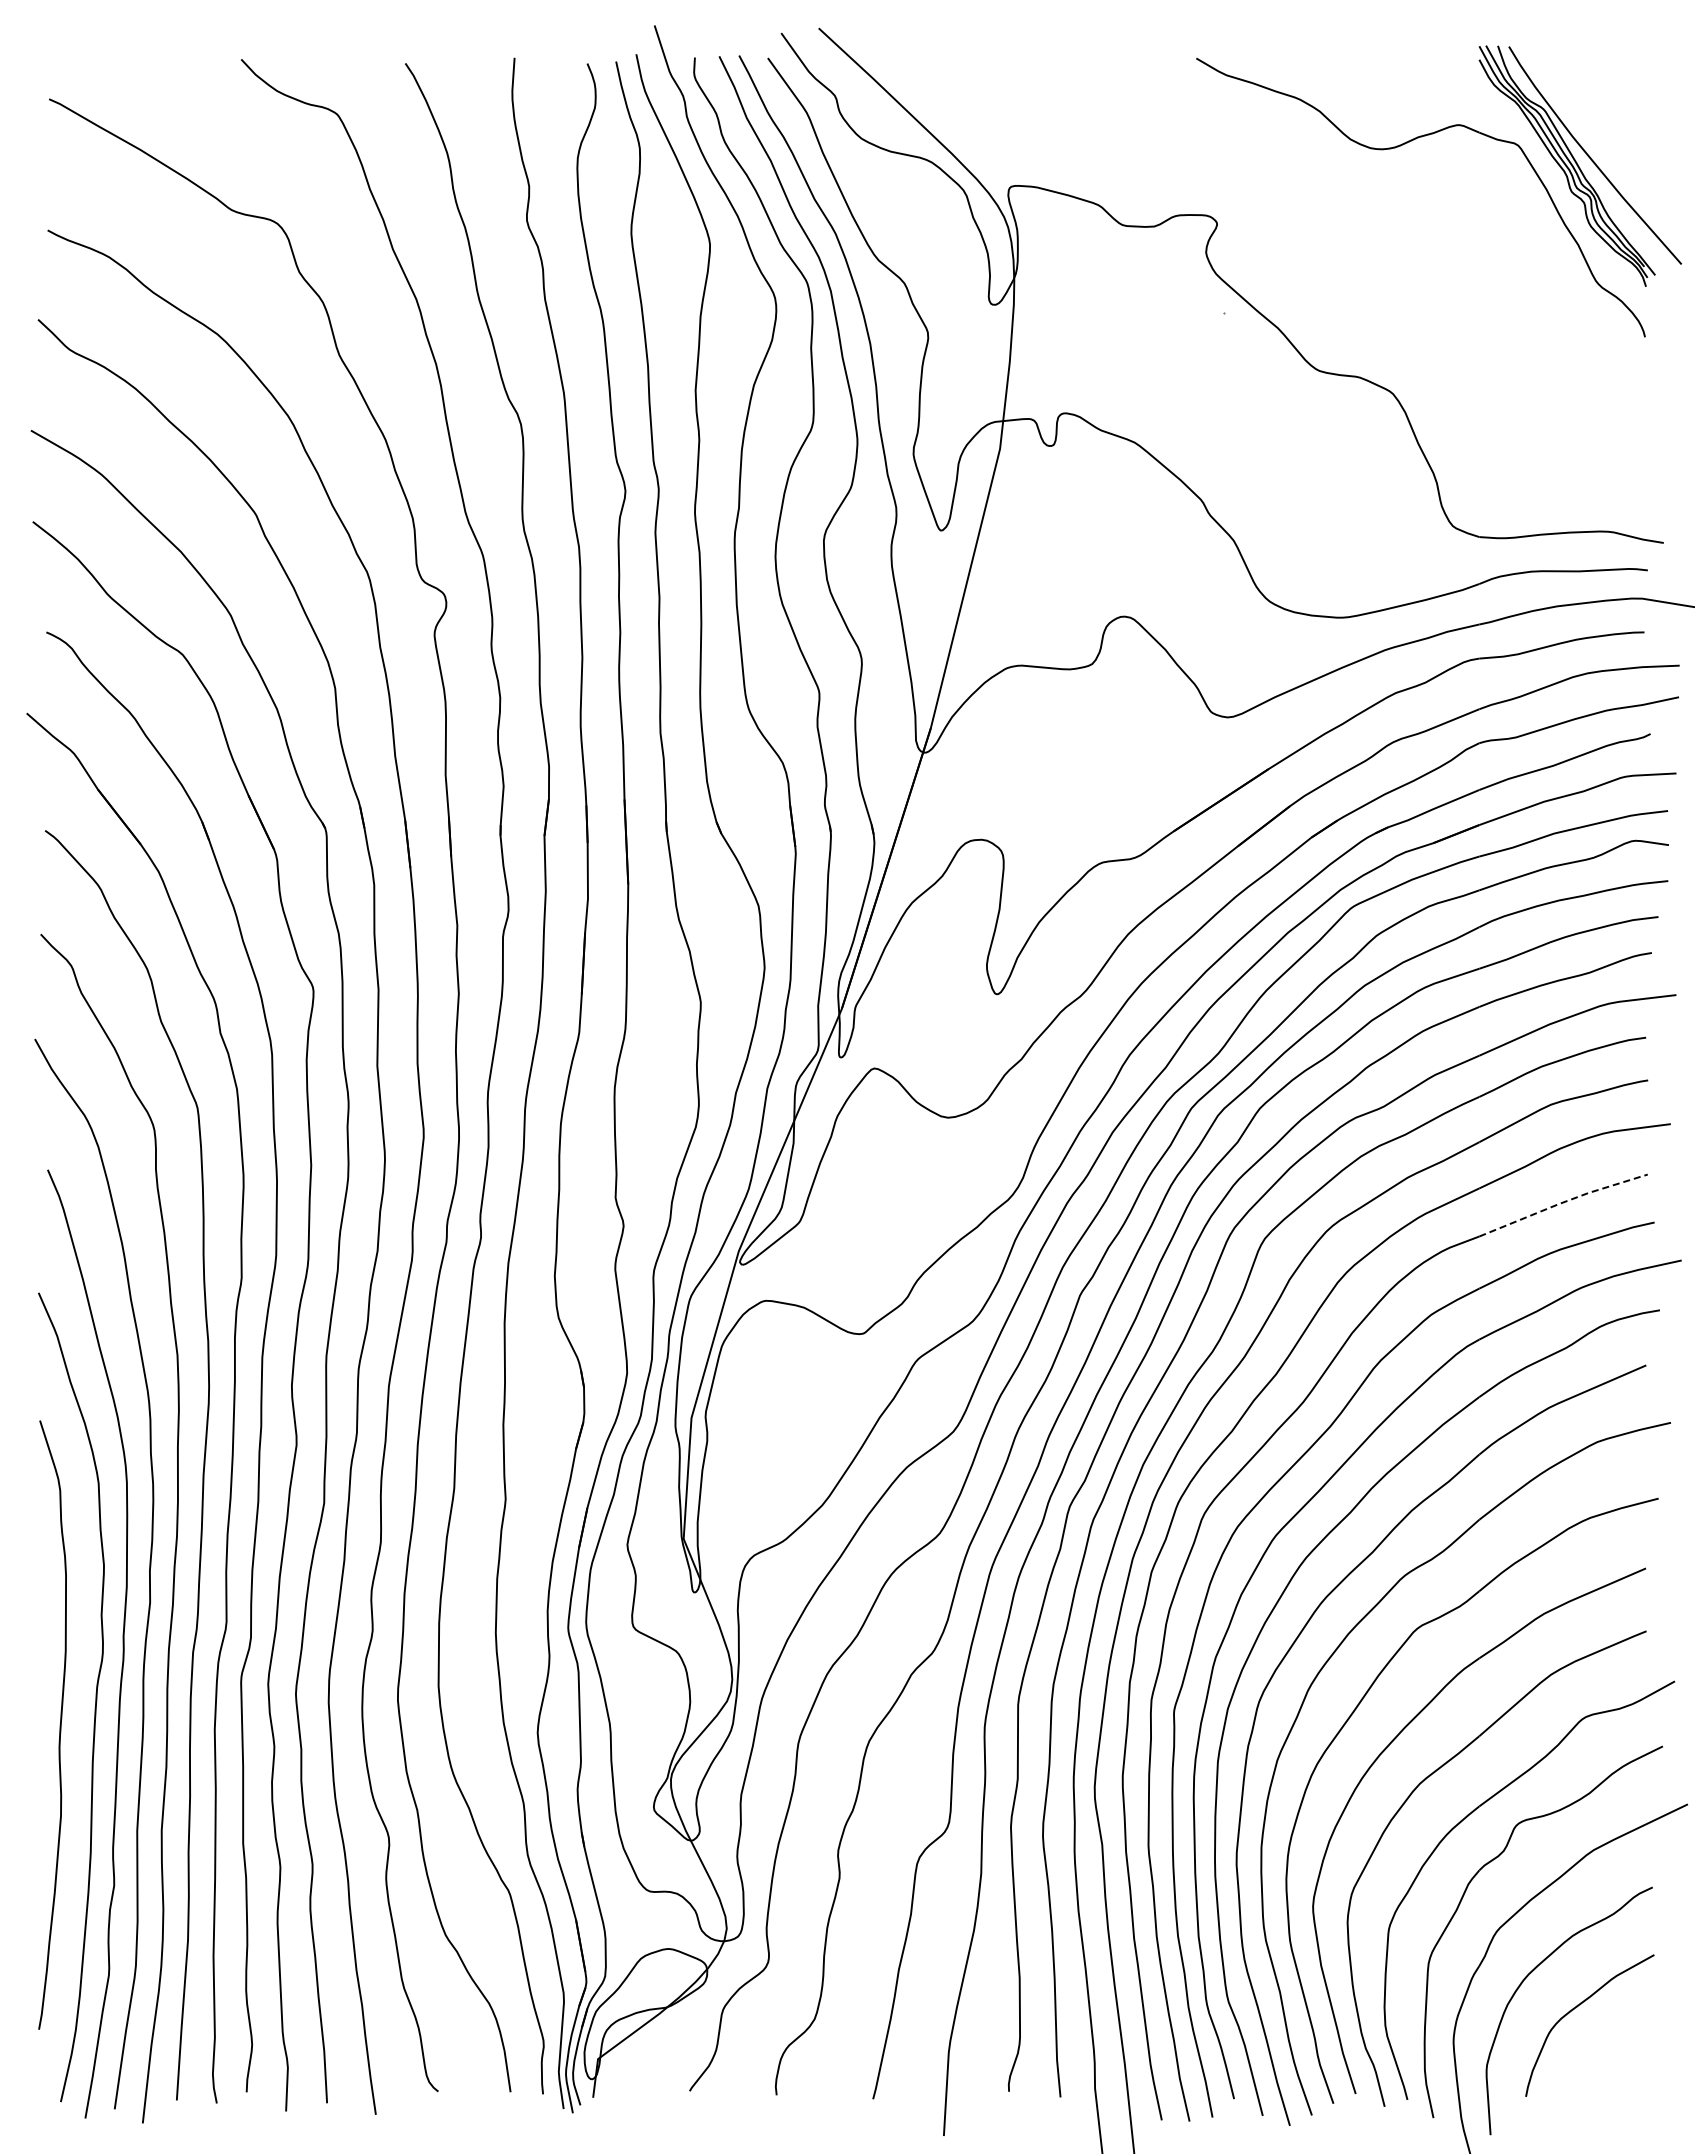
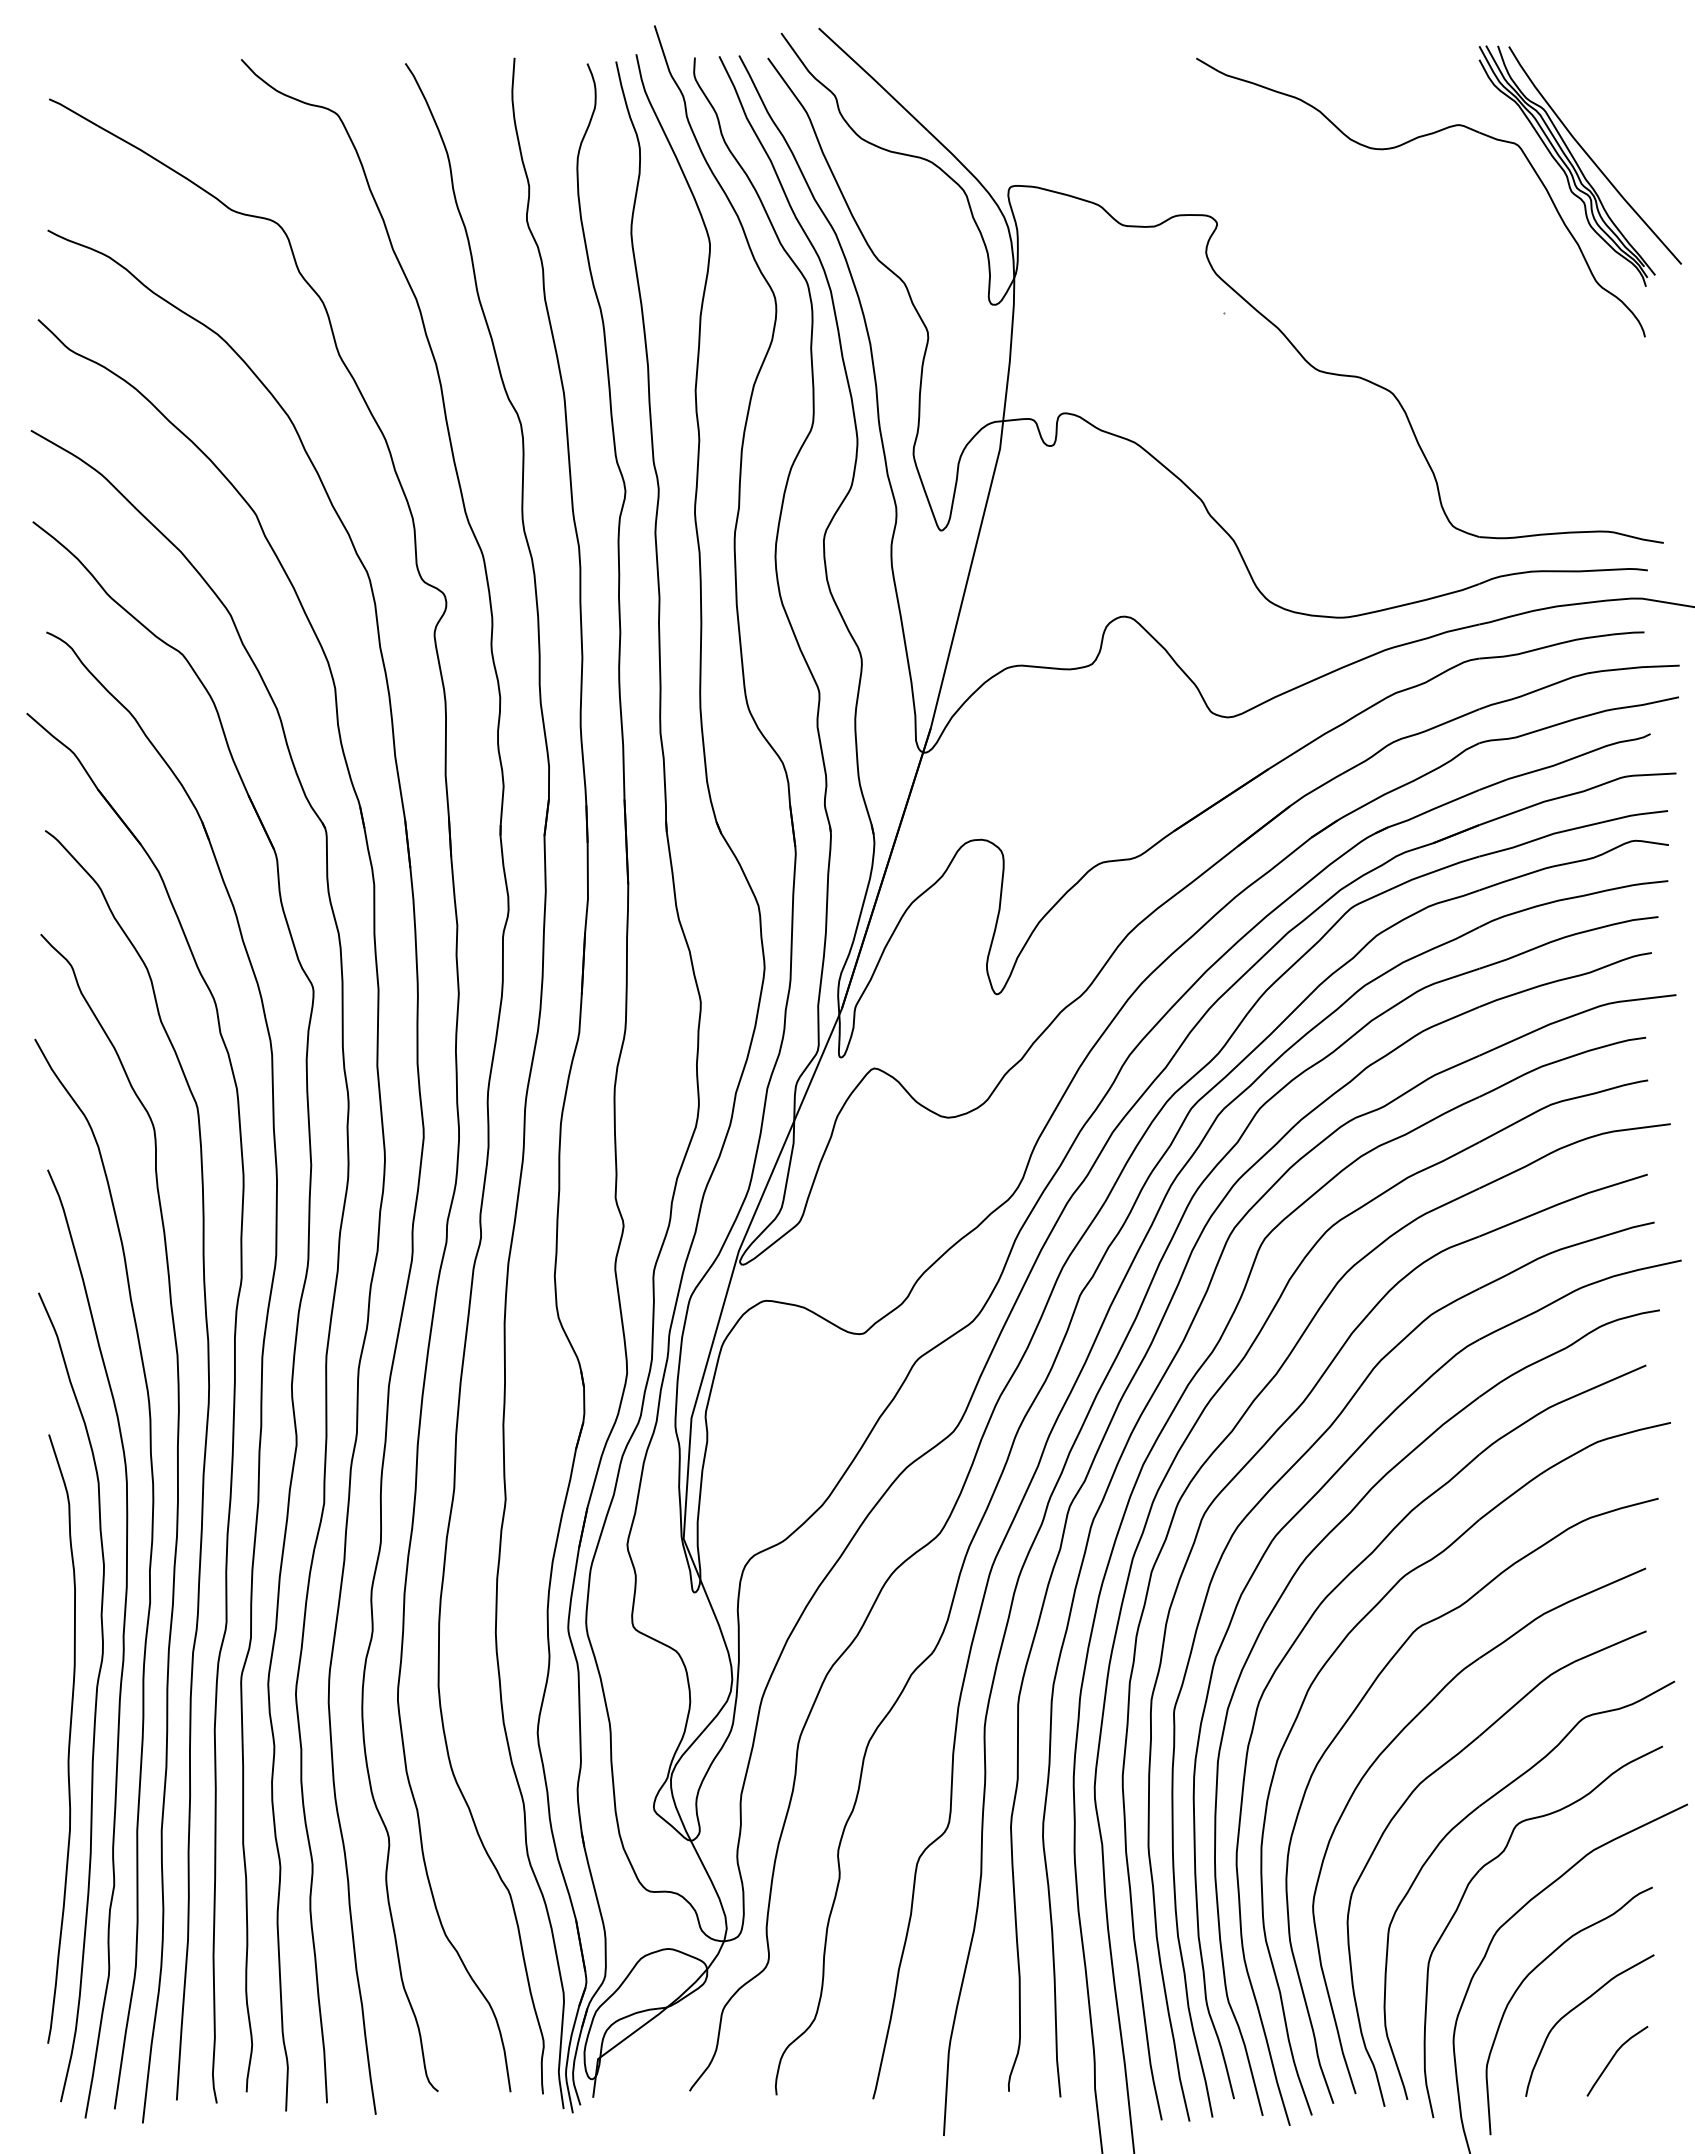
line: dashed -> solid (1562, 1202)
curve position: (59, 1724) -> (68, 1738) (68, 1738)
curve: none -> present (1613, 2058)
